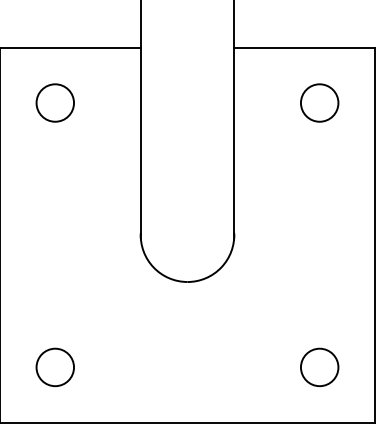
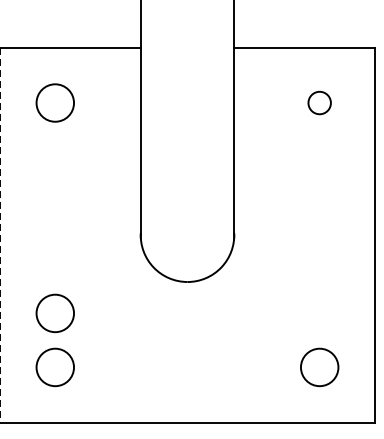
circle diameter: 37 px -> 22 px (319, 102)
line: solid -> dashed (0, 235)
circle: none -> present (54, 313)
